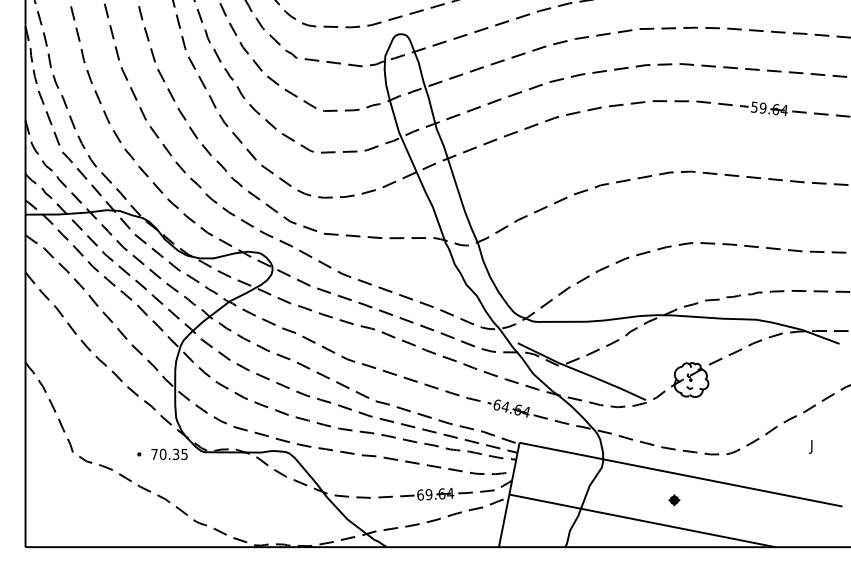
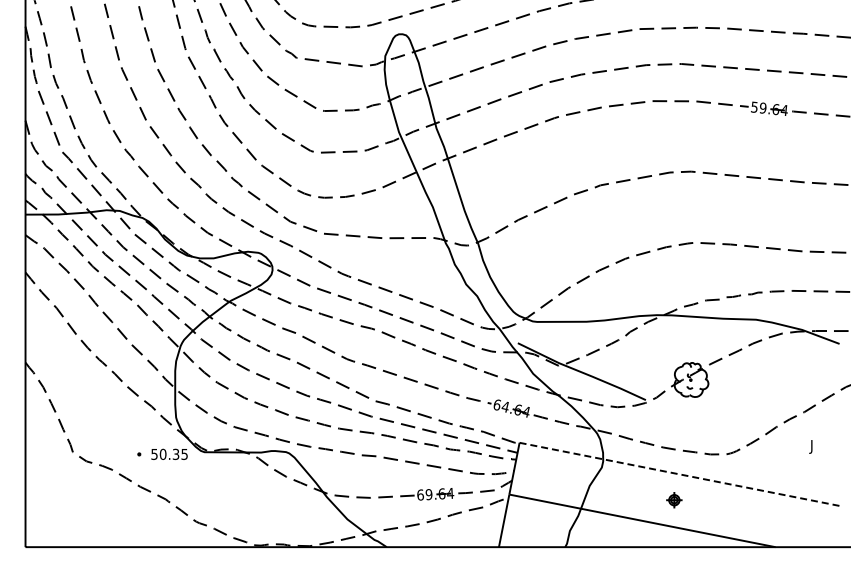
text: 70.35 -> 50.35 (154, 454)
line: solid -> dashed (681, 474)
part size: 13x13 px -> 17x17 px (674, 500)
